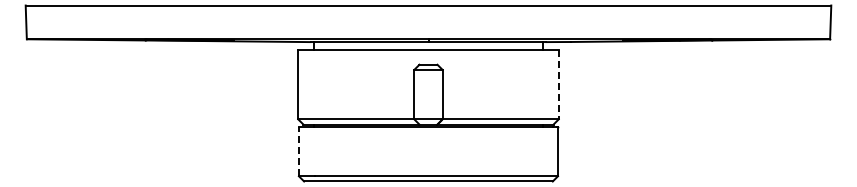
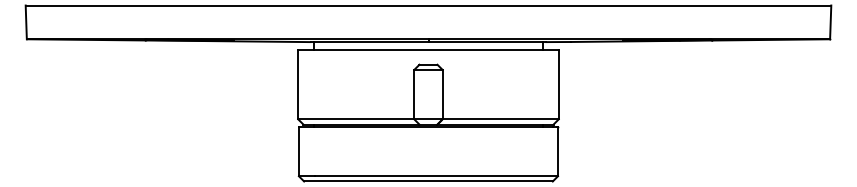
line: dashed -> solid (558, 84)
line: dashed -> solid (298, 151)
